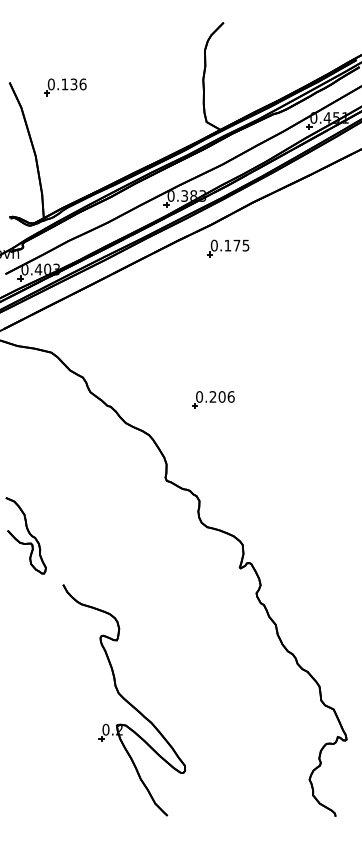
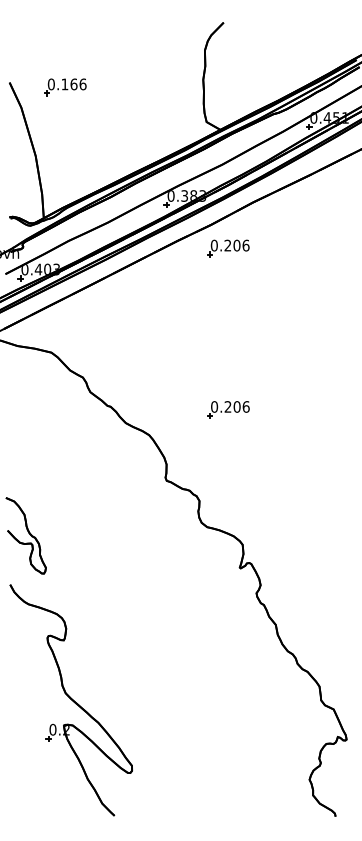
text: 0.136 -> 0.166 (73, 84)
text: 0.175 -> 0.206 (236, 245)
part position: (213, 399) -> (228, 409) (228, 409)
part position: (123, 700) -> (70, 700) (70, 700)
